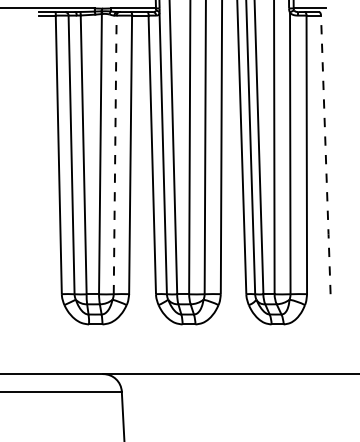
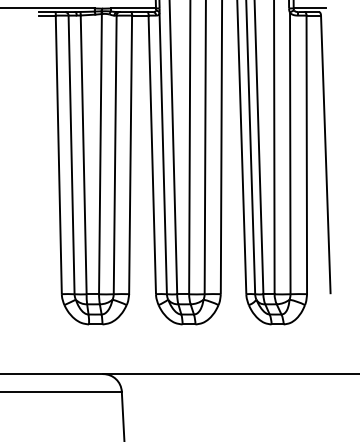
line: dashed -> solid (115, 154)
line: dashed -> solid (325, 155)
